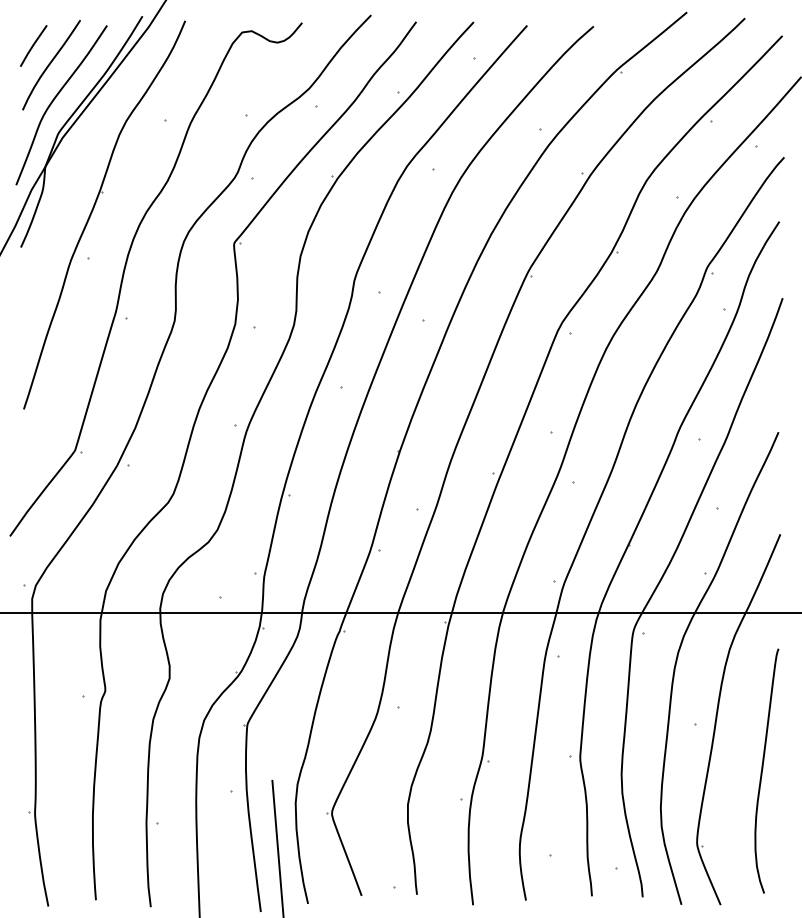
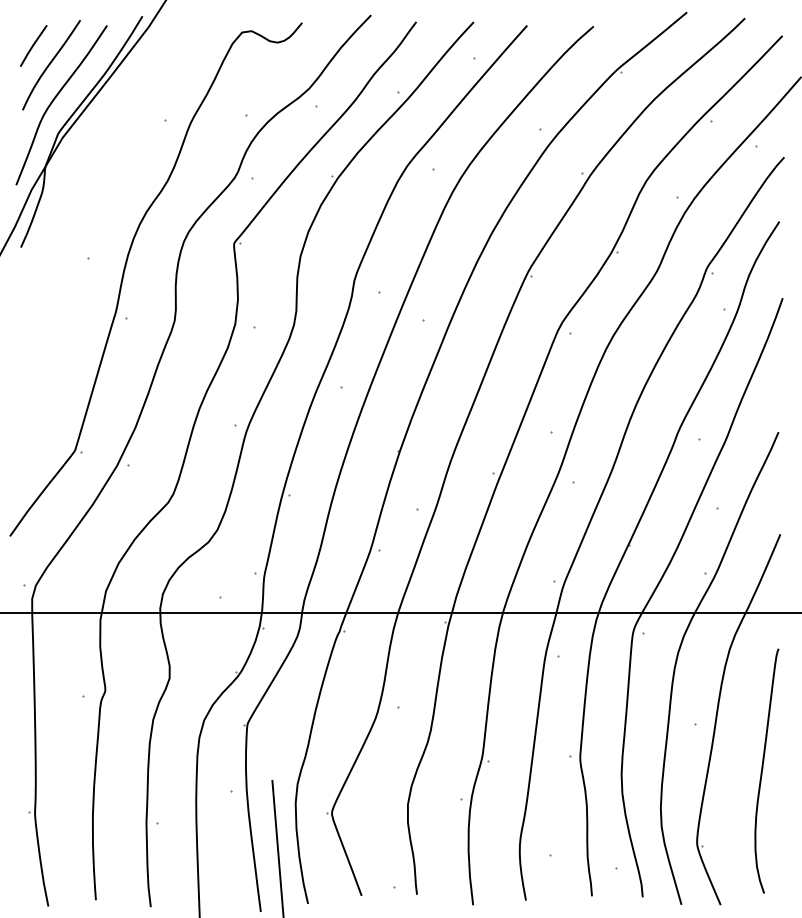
part: present -> none (94, 208)
